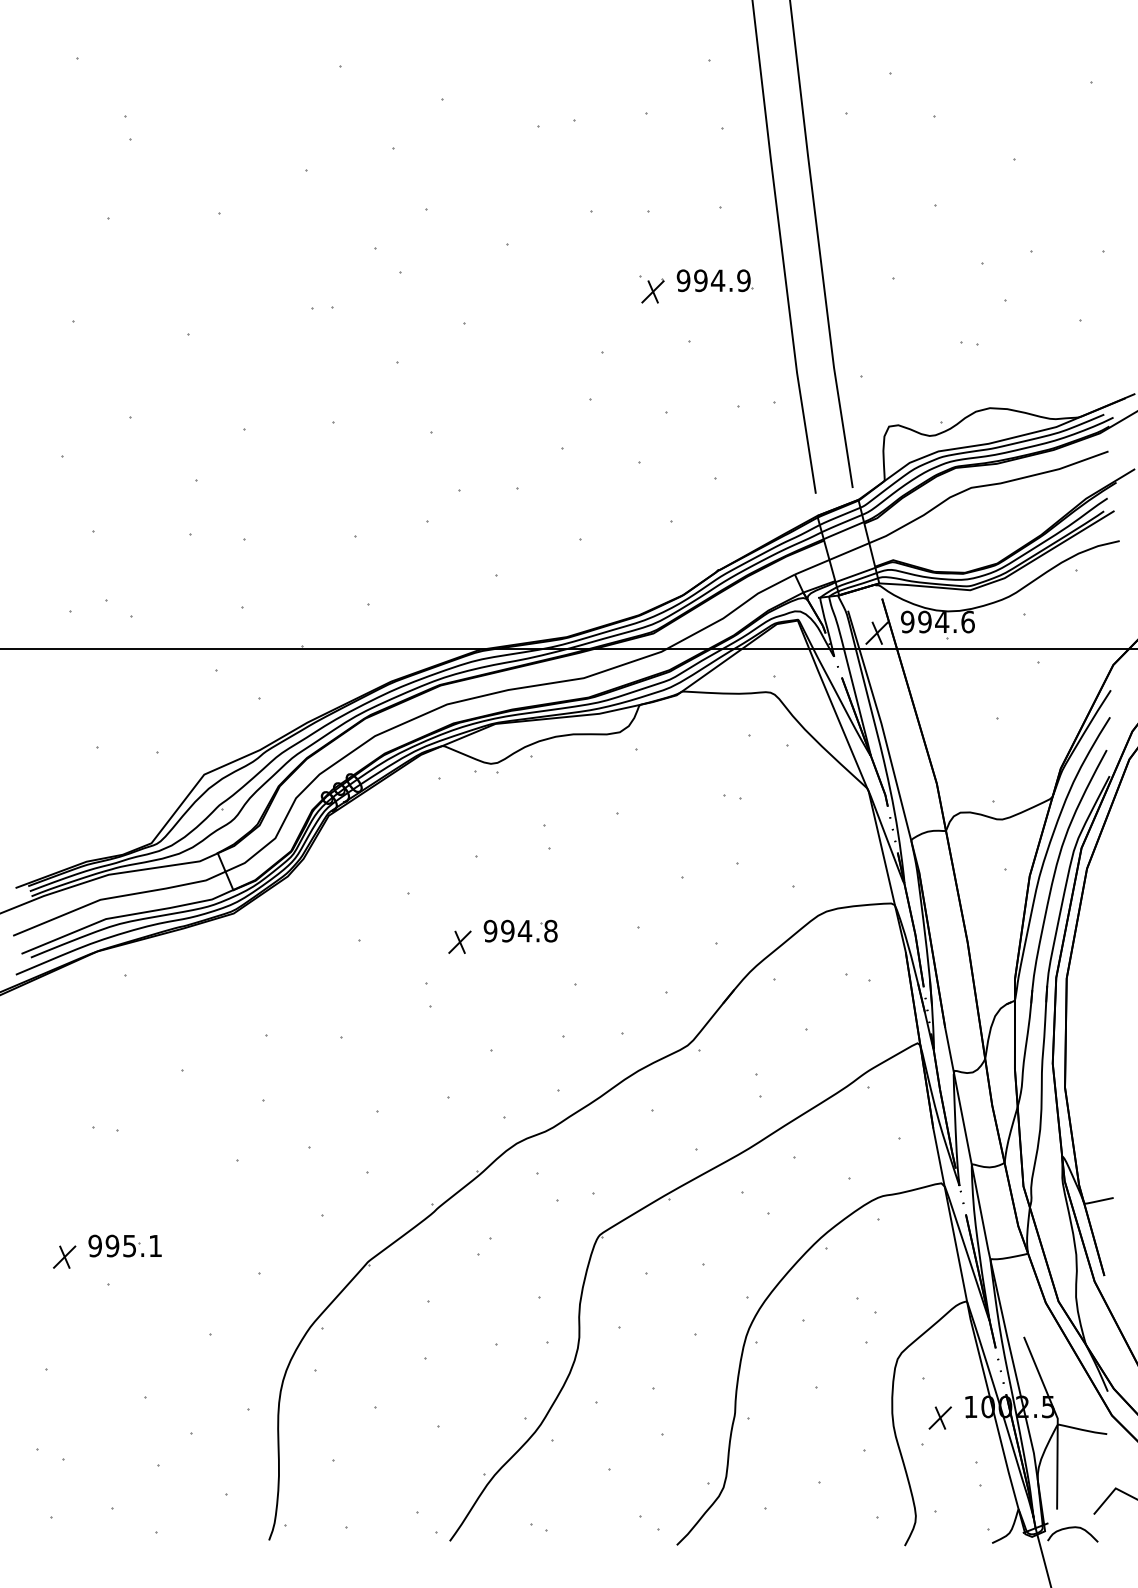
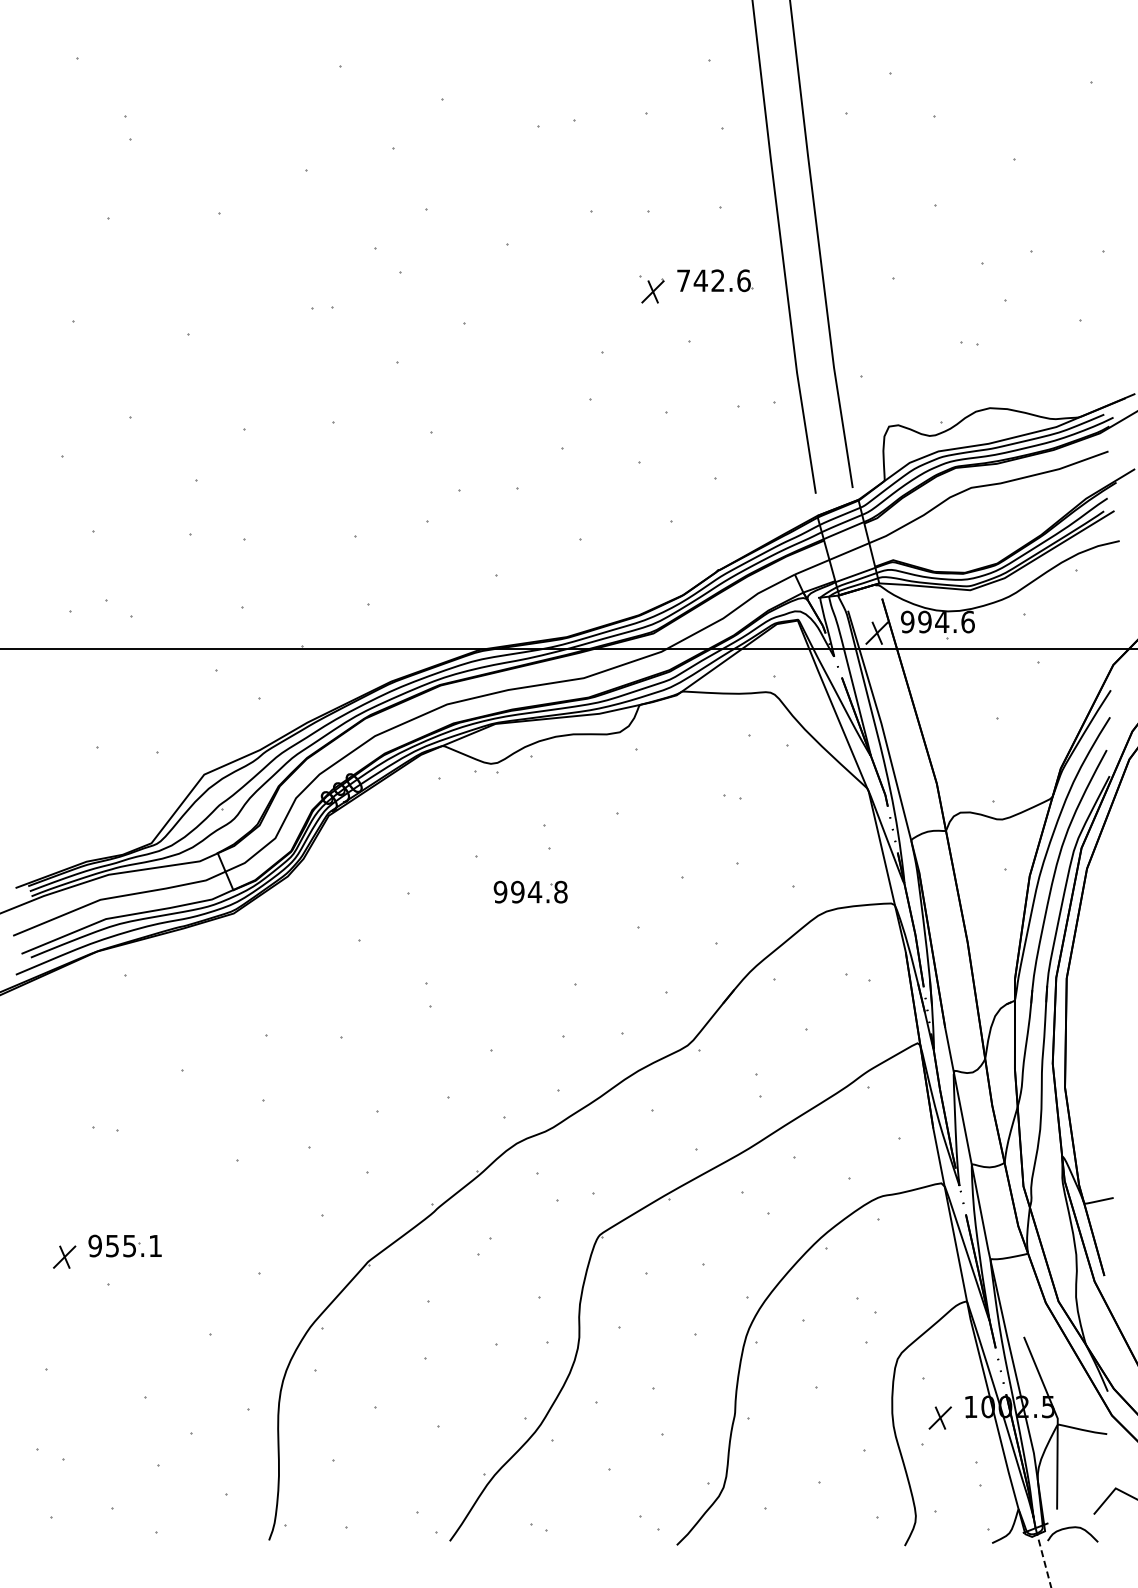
text: 994.9 -> 742.6 (713, 280)
part position: (520, 930) -> (530, 891) (530, 891)
part: present -> none (459, 941)
text: 995.1 -> 955.1 (112, 1245)
line: solid -> dashed (1043, 1557)
